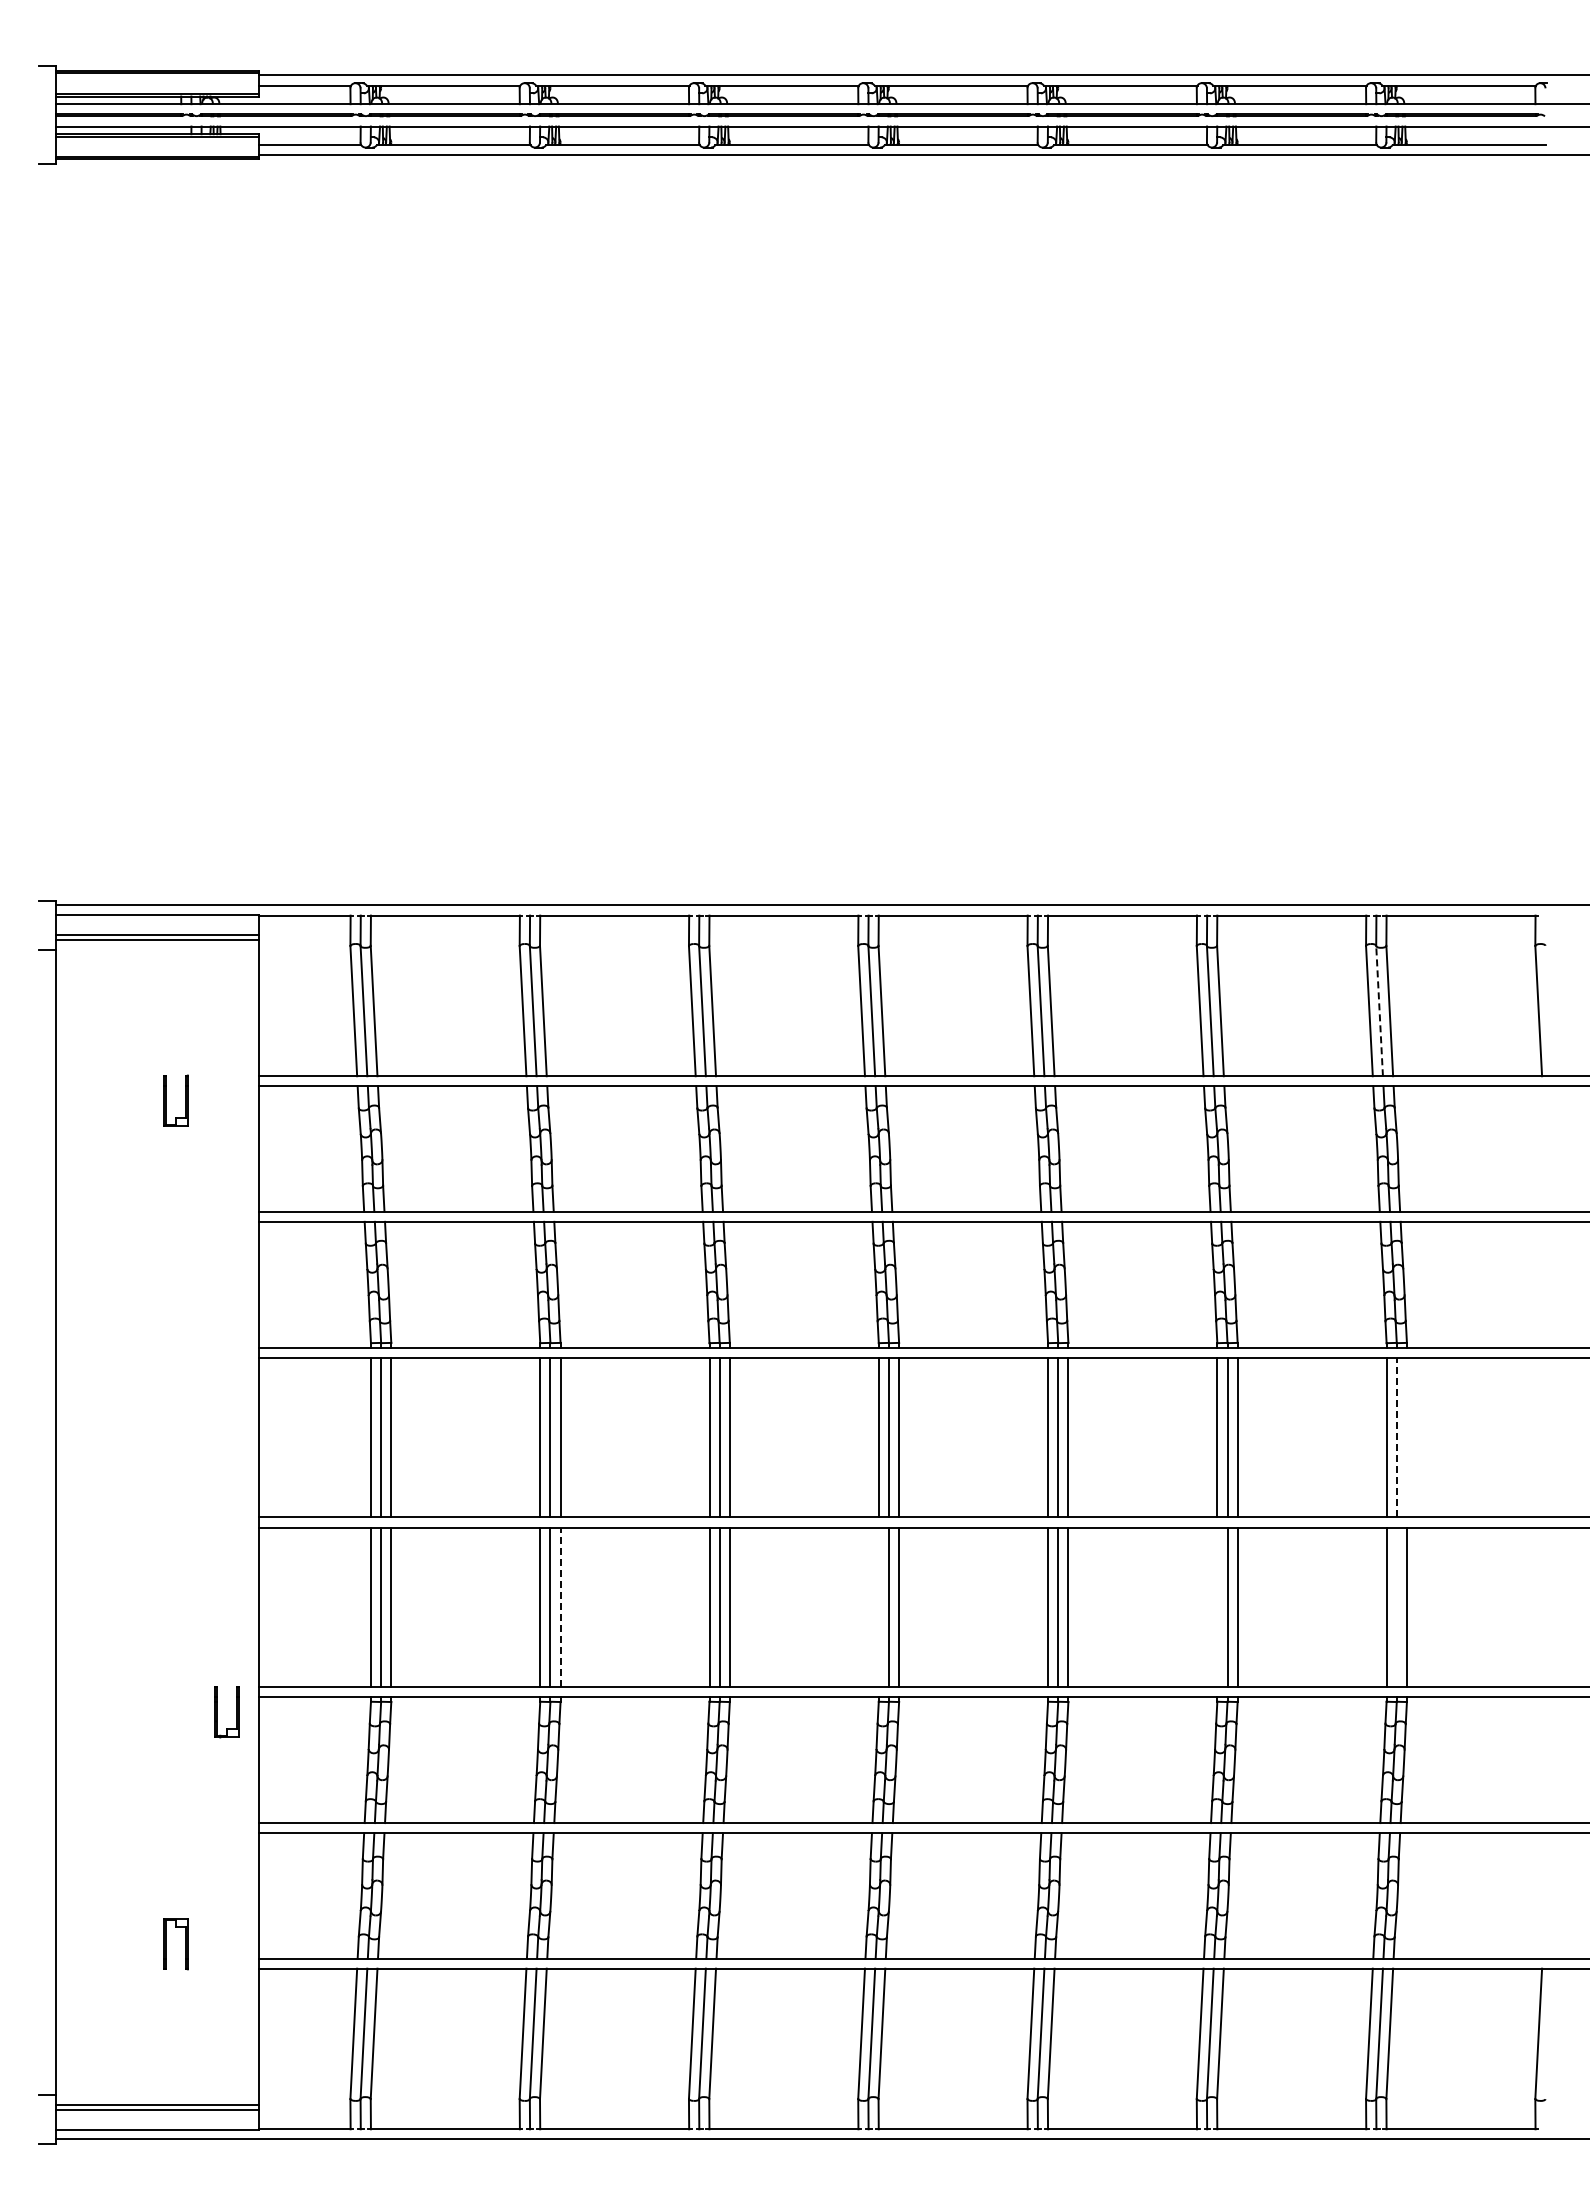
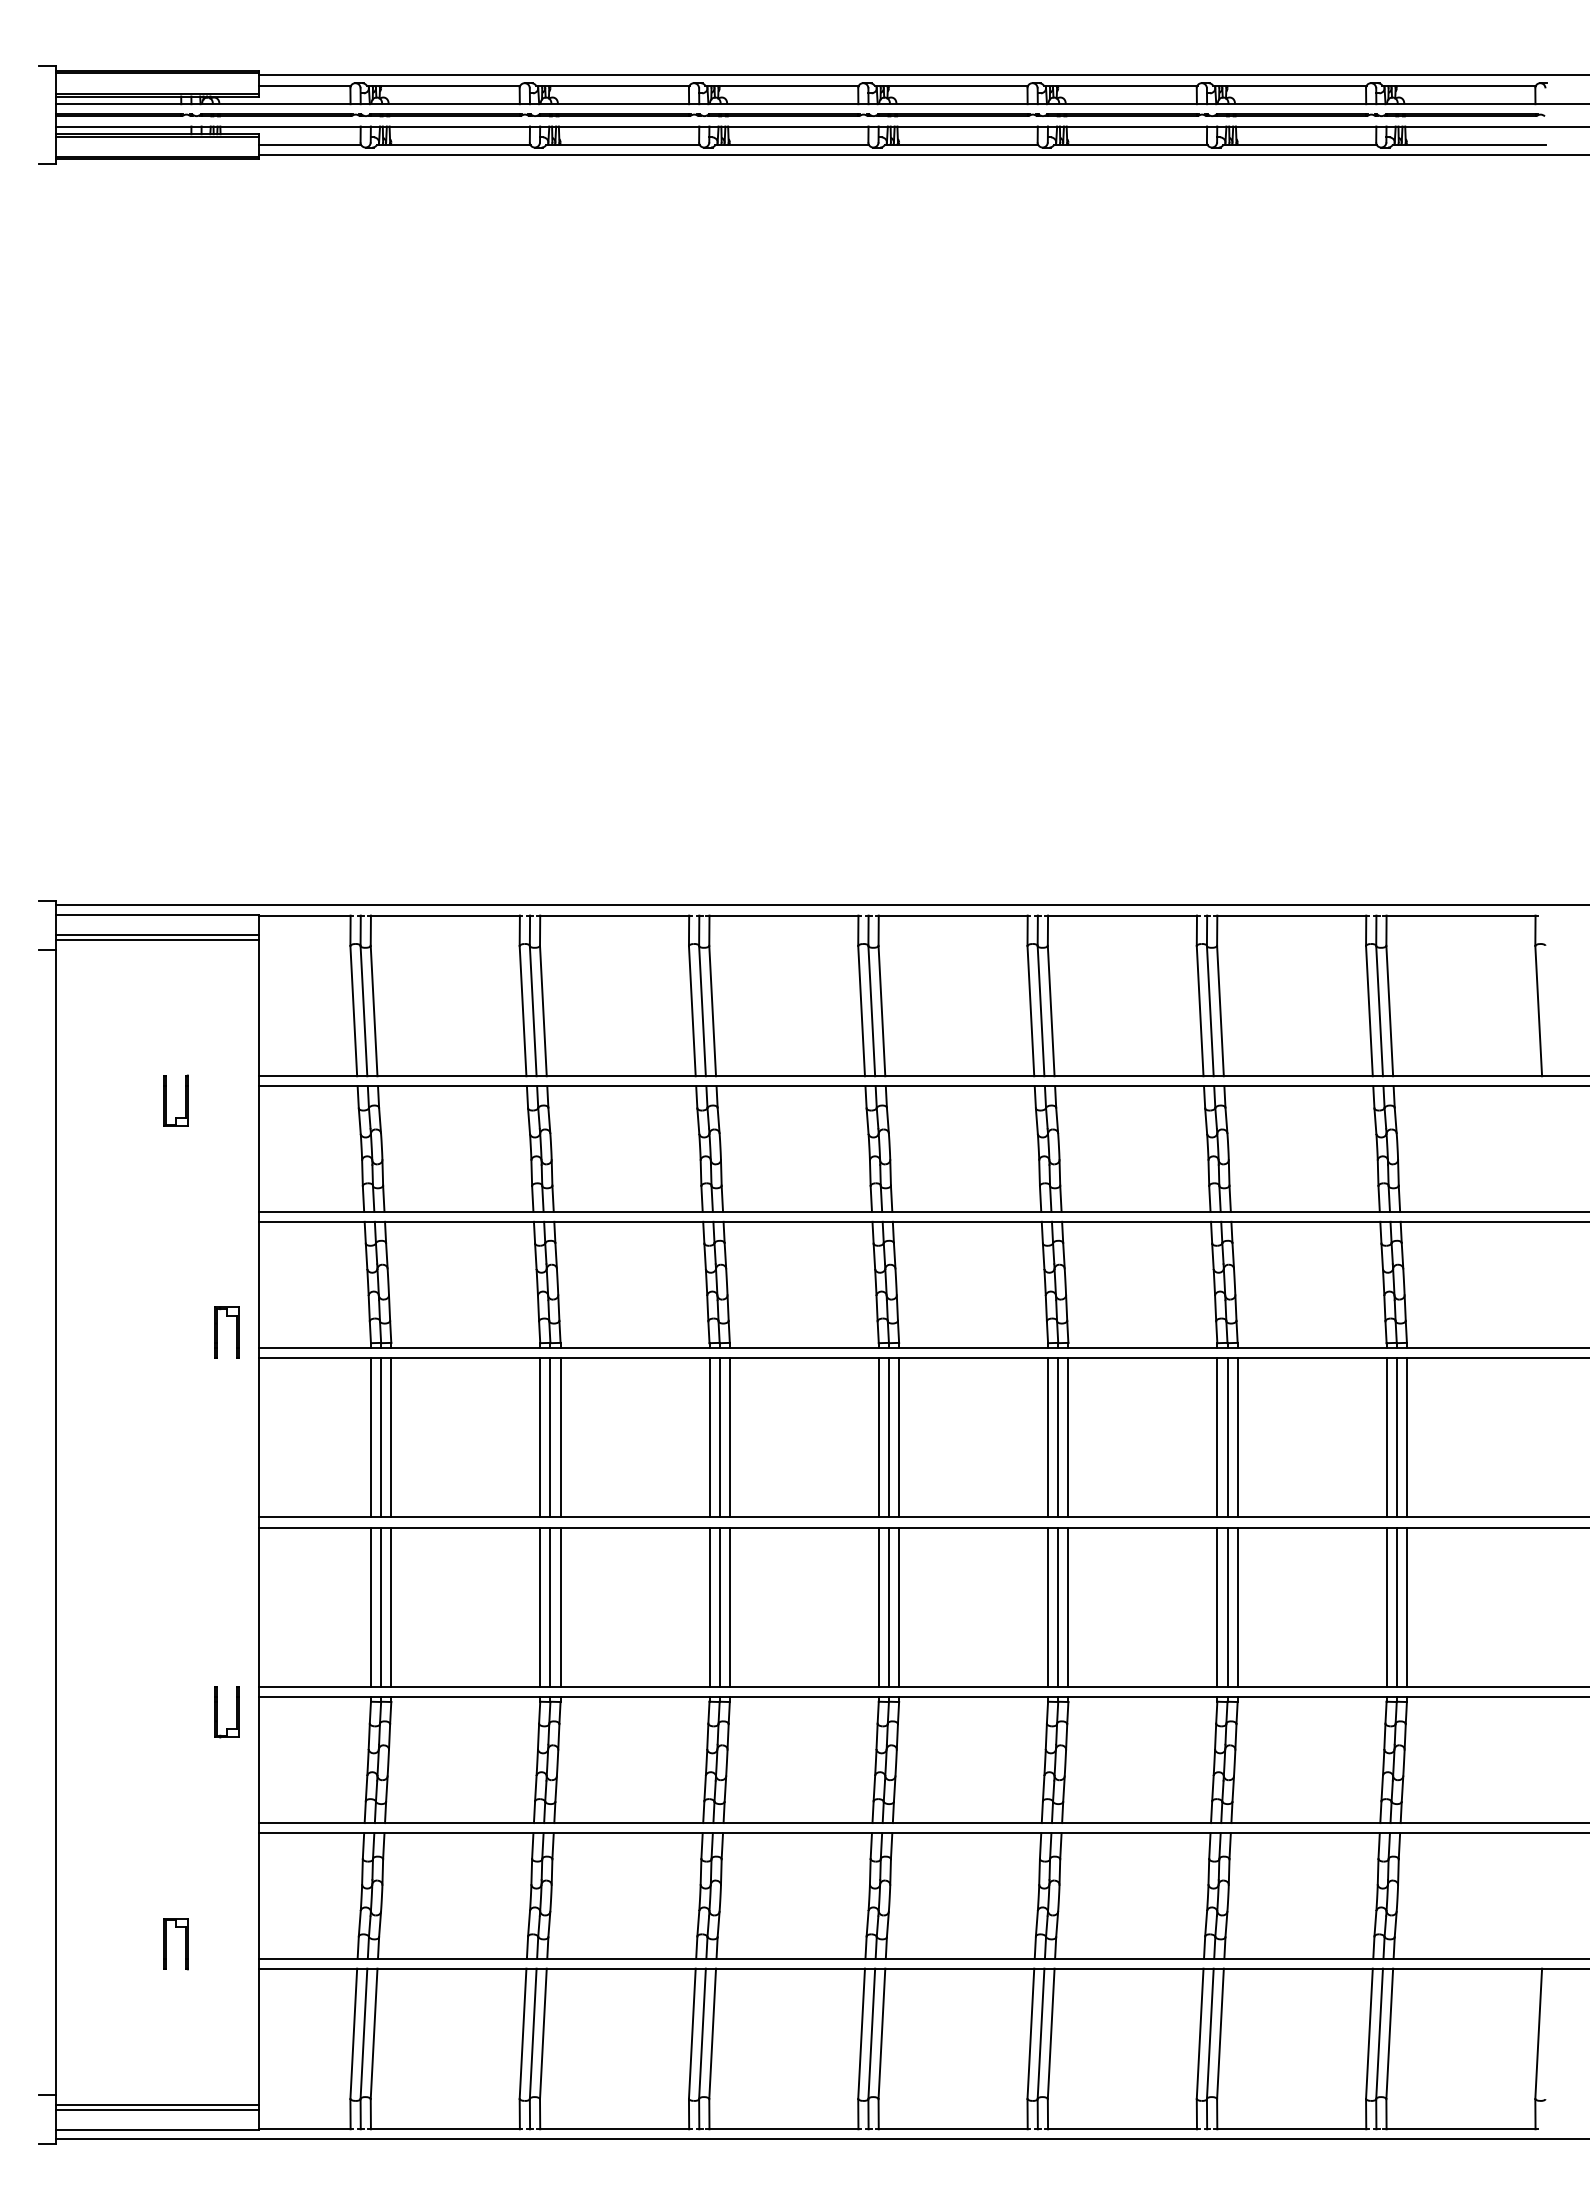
line: dashed -> solid (1379, 1010)
part: none -> present (217, 1332)
line: dashed -> solid (1396, 1437)
line: none -> present (1406, 1437)
line: none -> present (878, 1606)
line: none -> present (1217, 1606)
line: none -> present (1396, 1606)
line: dashed -> solid (560, 1607)
